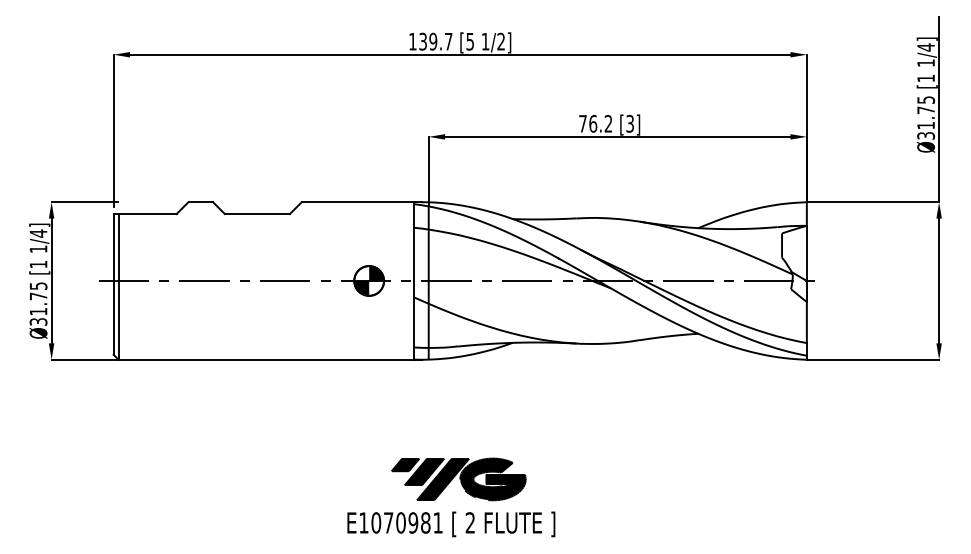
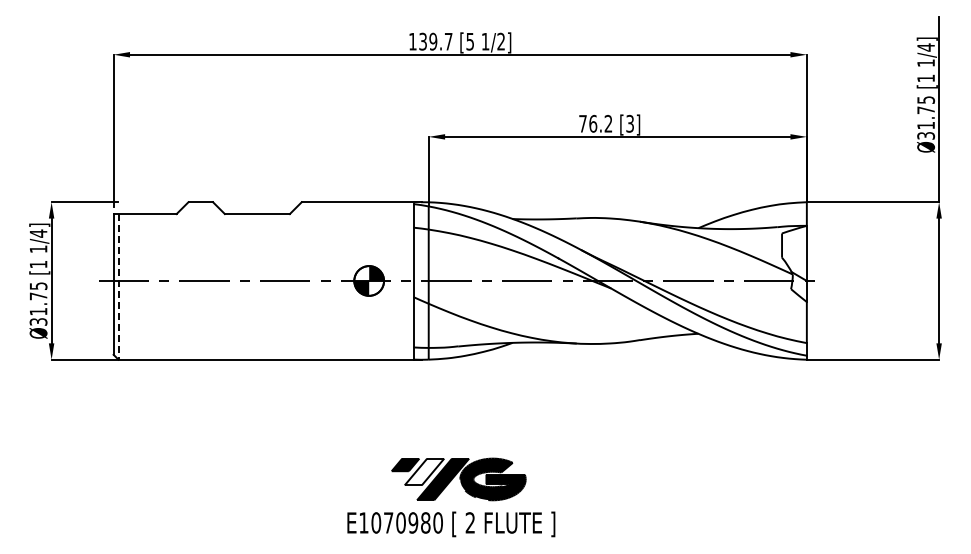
line: solid -> dashed (118, 286)
fill: present -> none (424, 471)
text: E1070981 -> E1070980 (437, 522)
